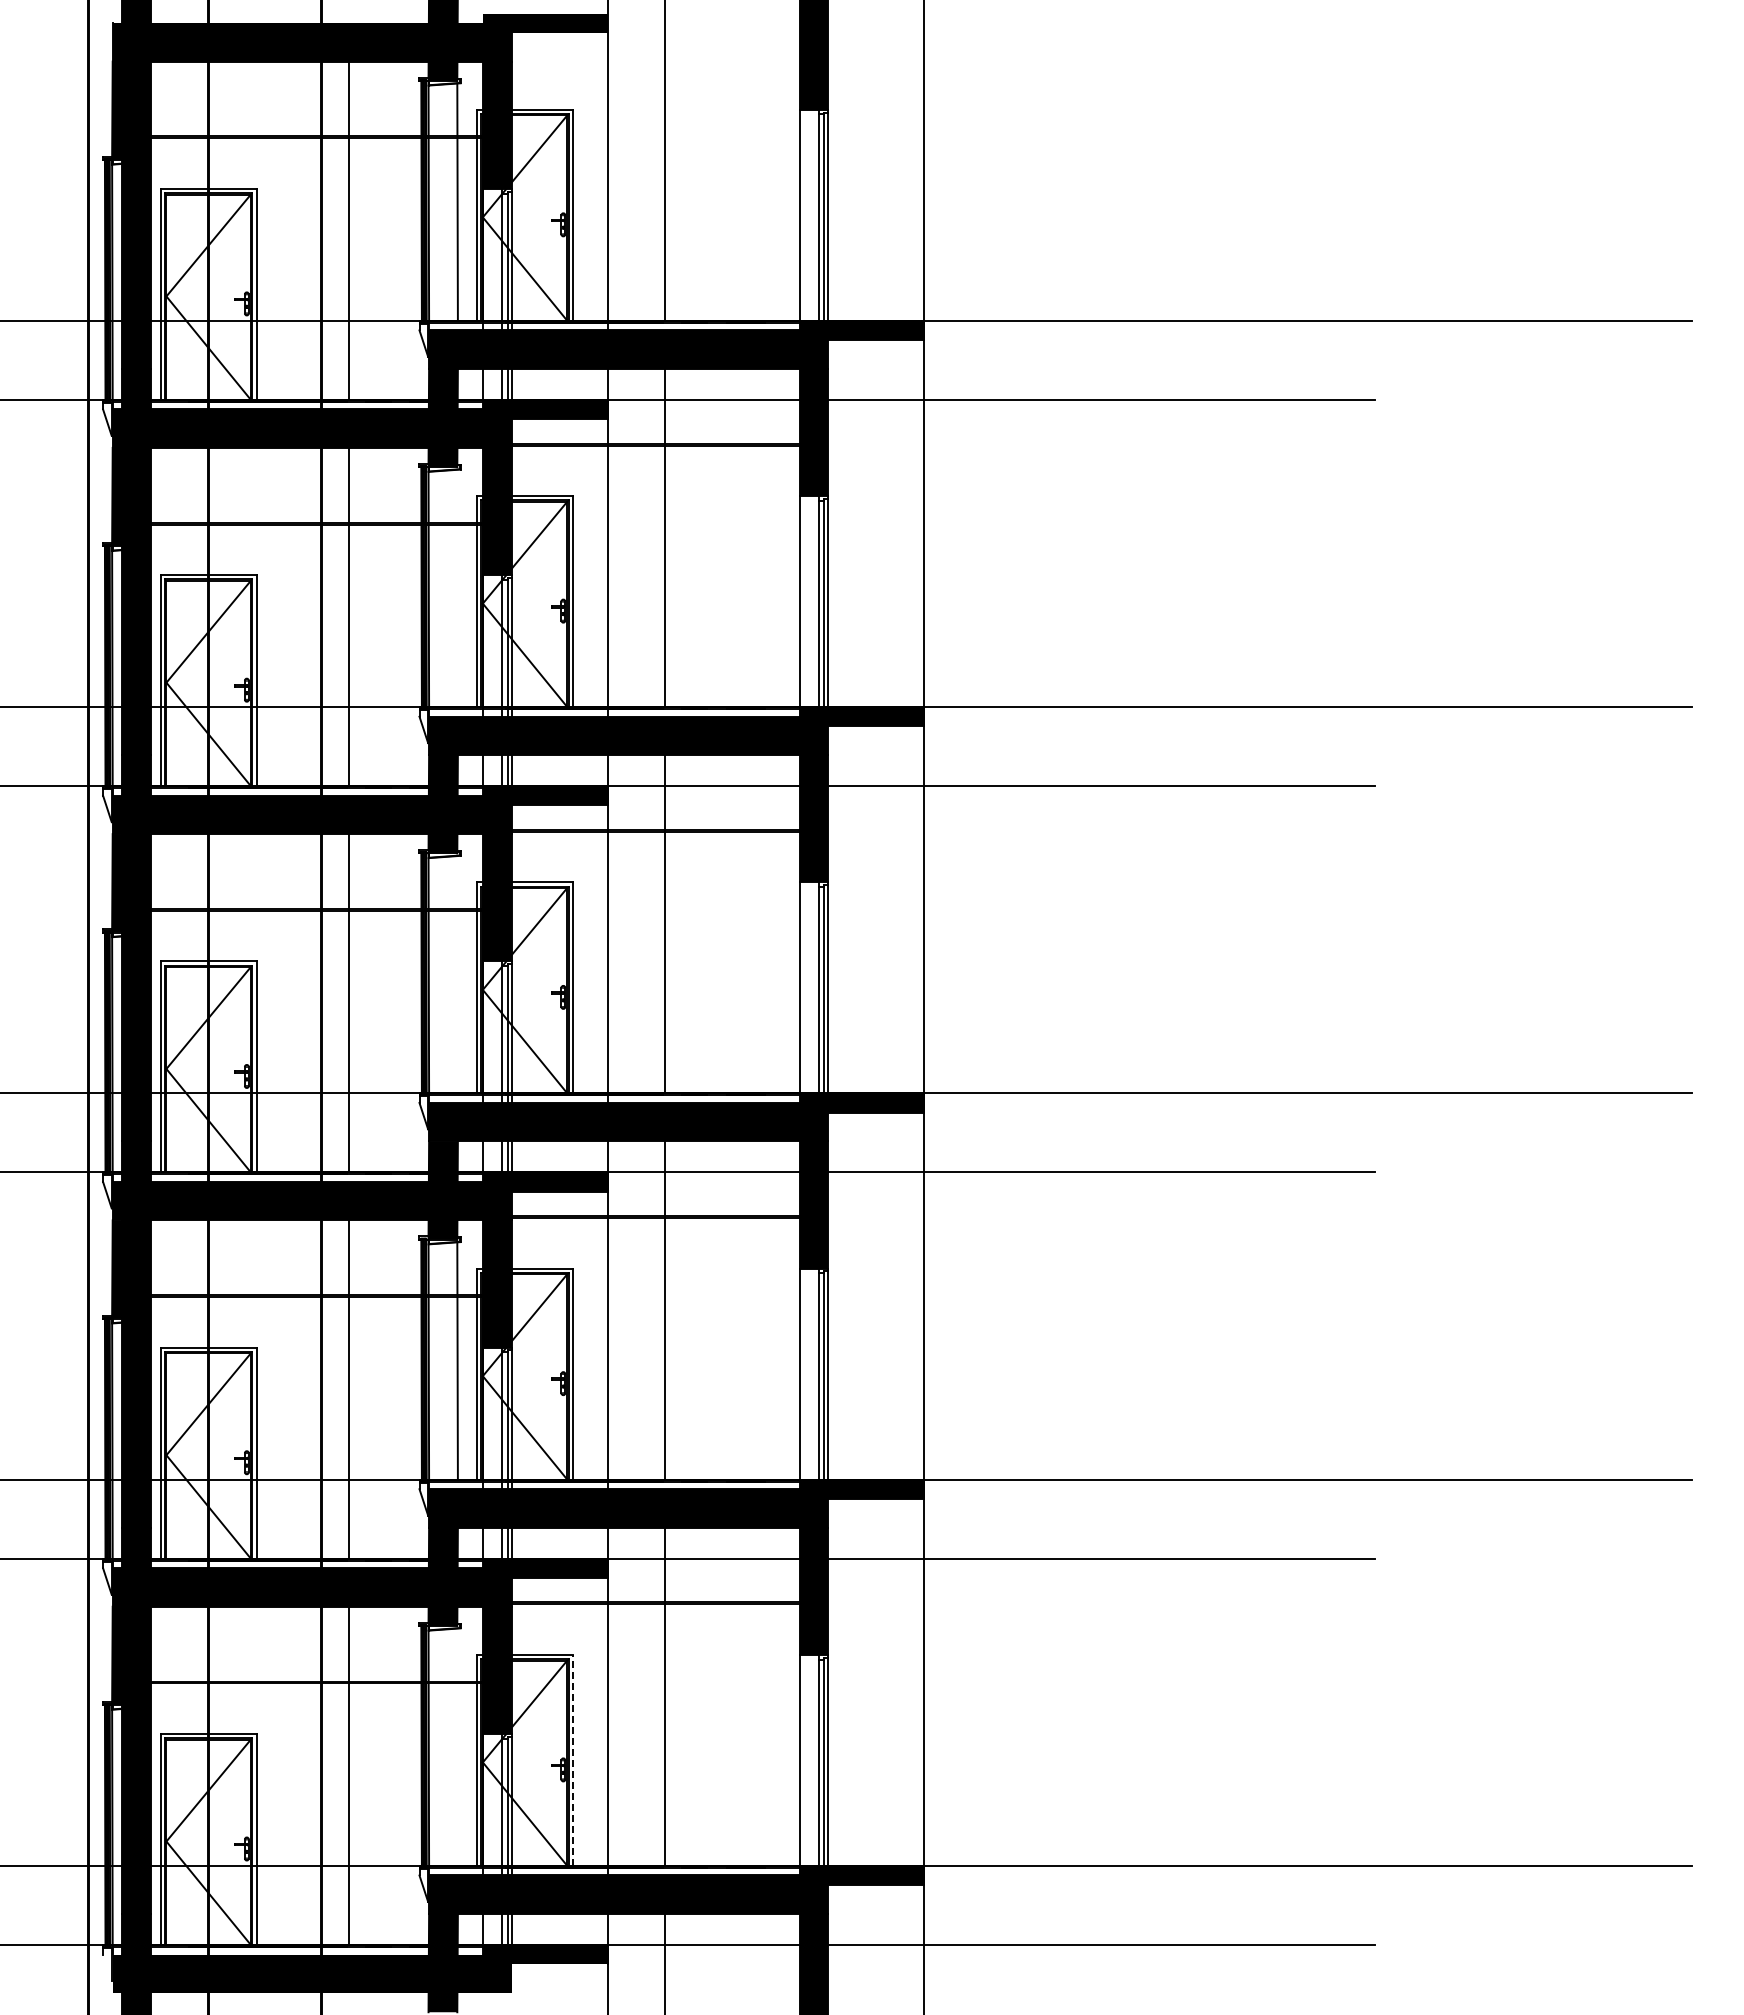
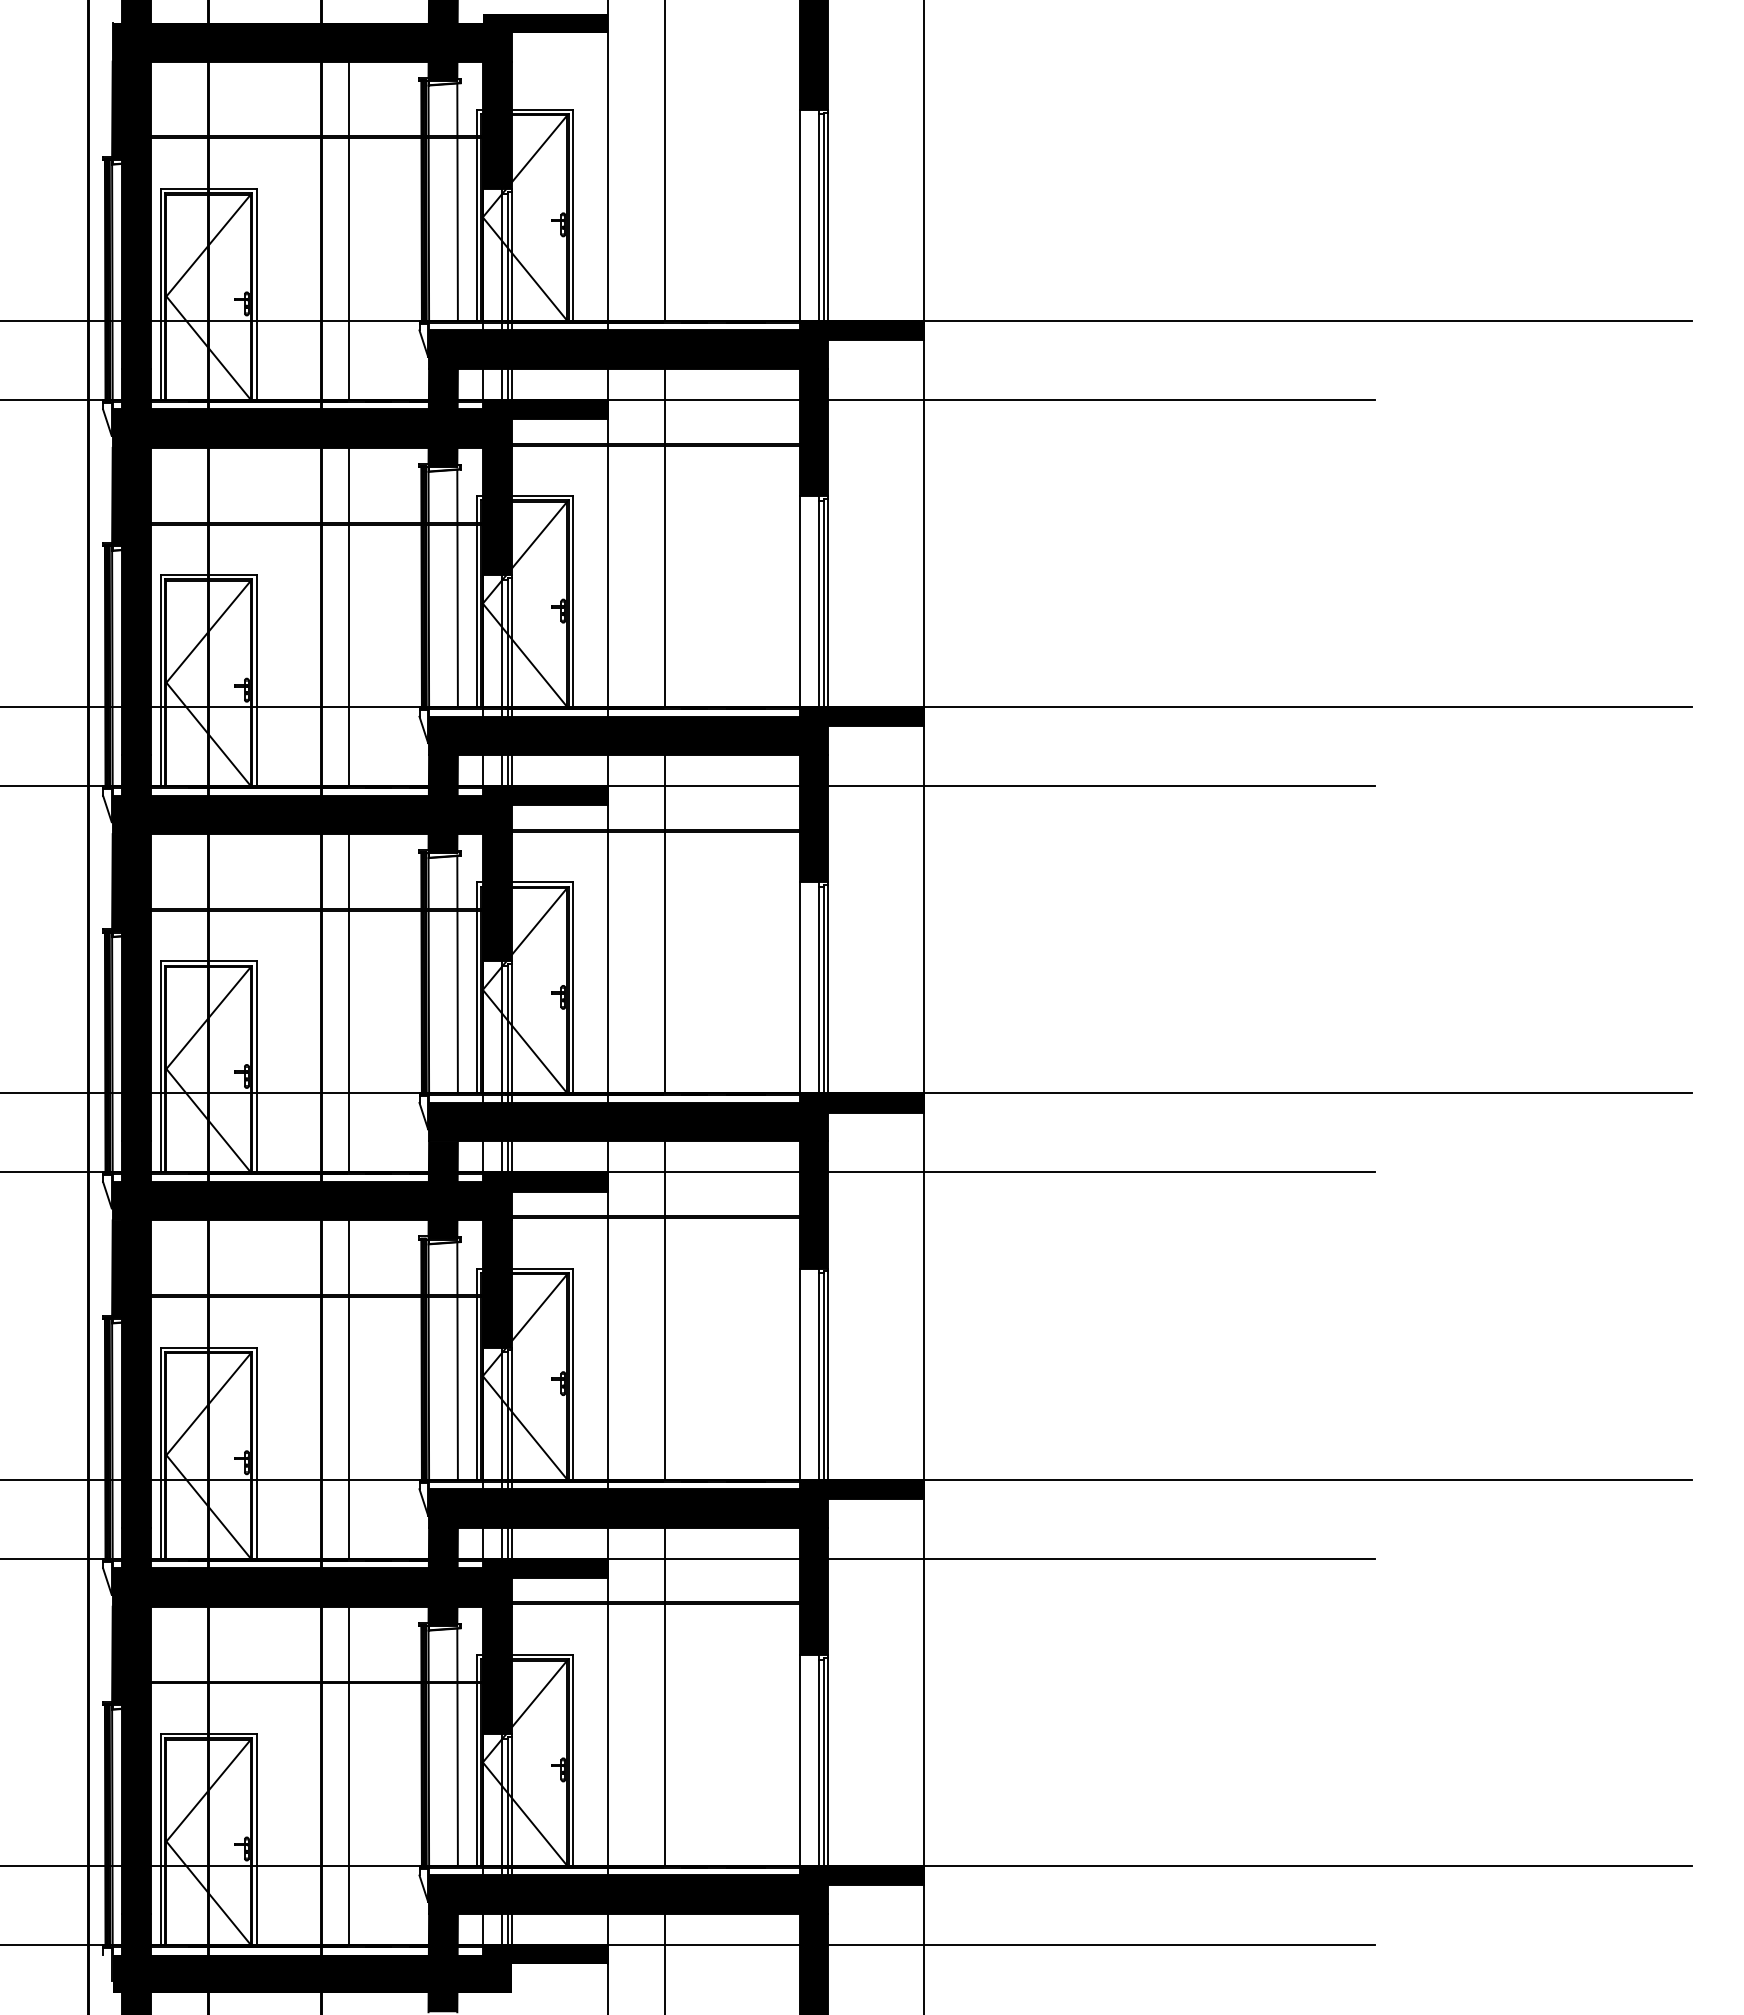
line: none -> present (457, 588)
line: none -> present (457, 974)
line: none -> present (457, 1746)
line: dashed -> solid (573, 1760)
